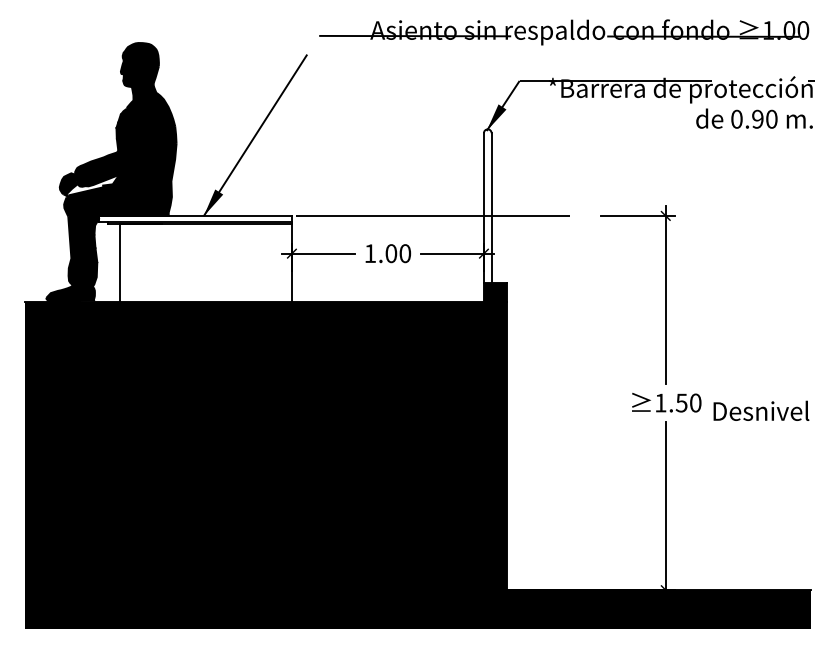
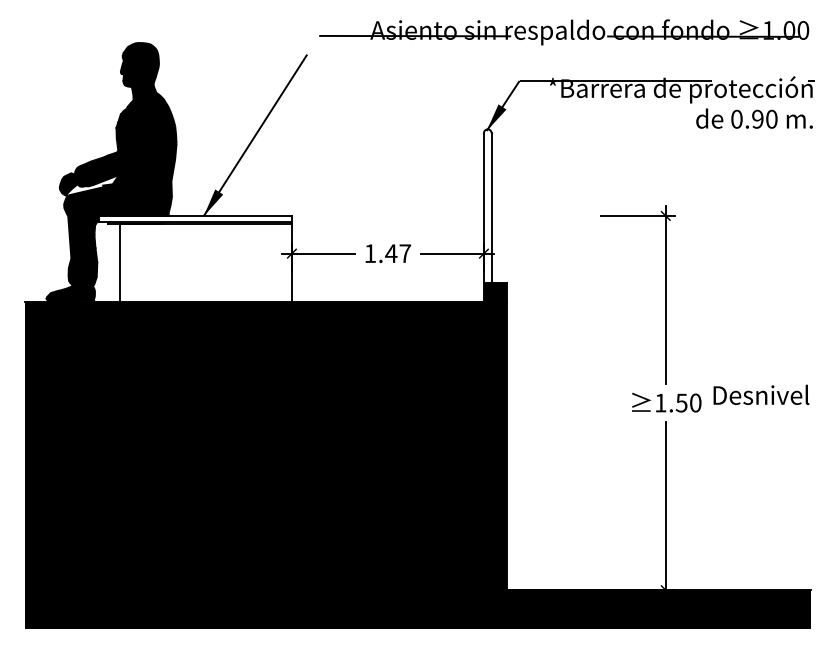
line: present -> none (432, 215)
text: 1.00 -> 1.47 (398, 253)
text position: (761, 410) -> (761, 394) (761, 394)
